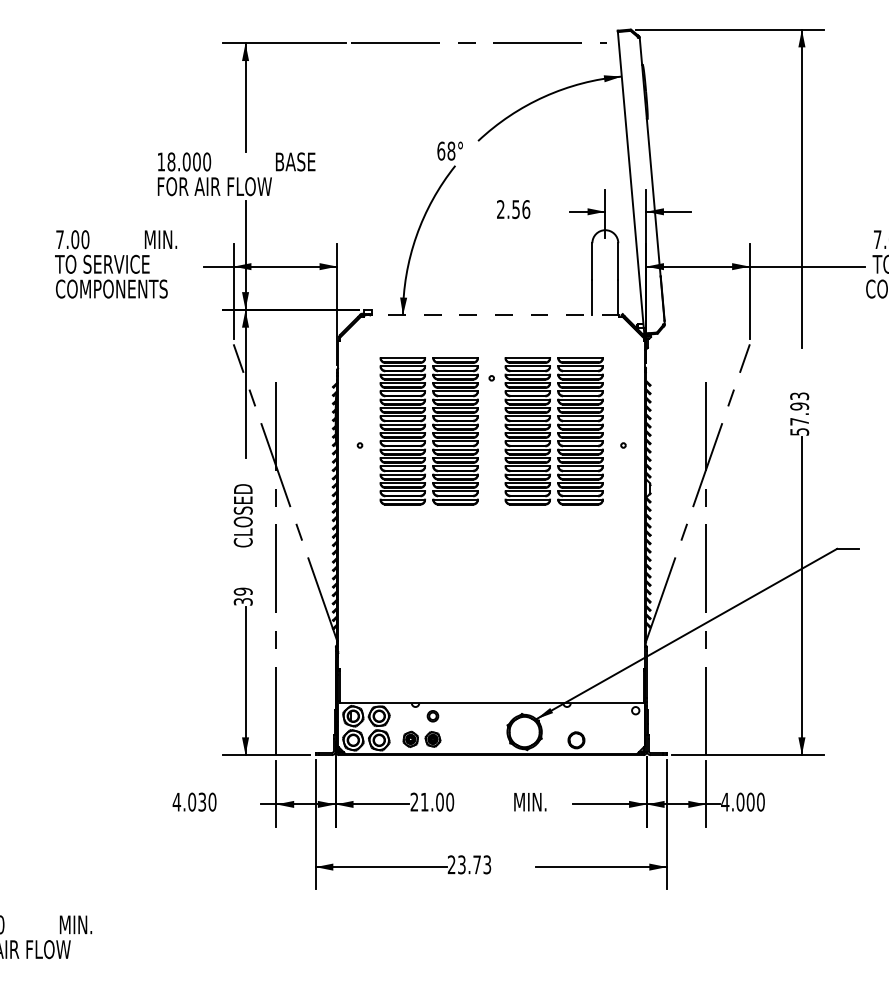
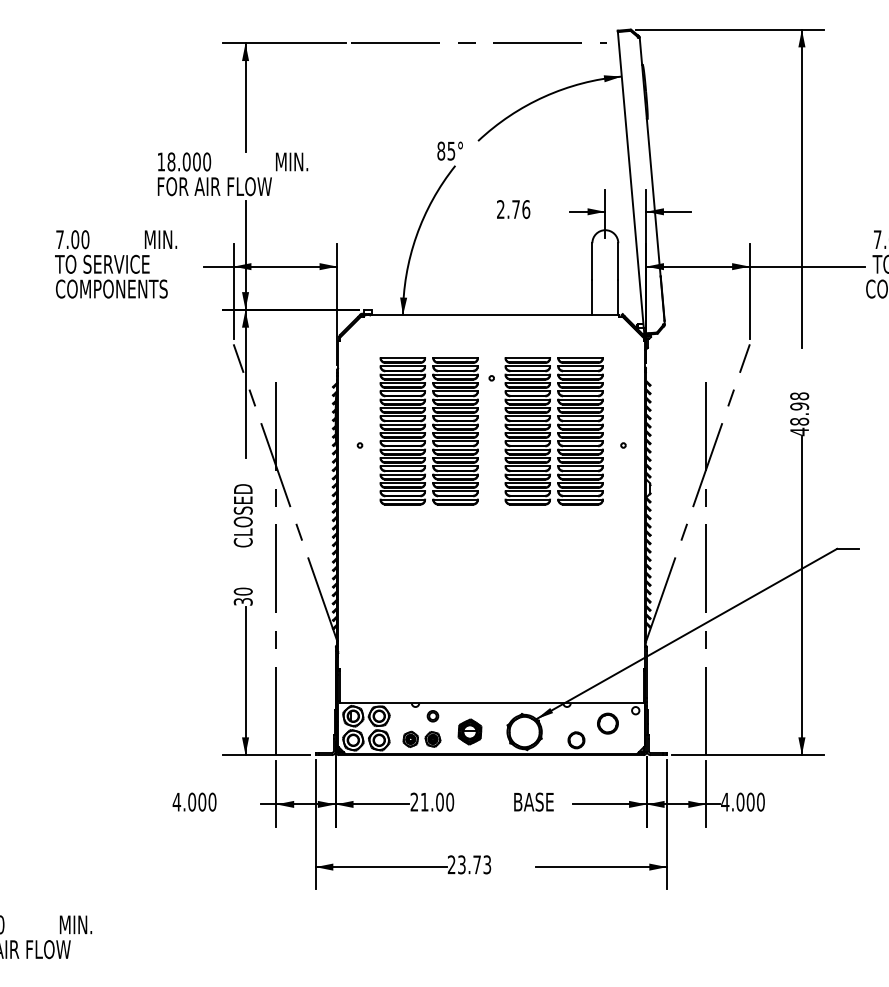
text: 68° -> 85° (446, 150)
text: BASE -> MIN. (296, 161)
text: 2.56 -> 2.76 (515, 209)
line: dashed -> solid (491, 315)
text: 57.93 -> 48.98 (799, 414)
text: 39 -> 30 (243, 591)
circle: none -> present (607, 723)
part: none -> present (469, 731)
text: 4.030 -> 4.000 (202, 801)
text: MIN. -> BASE (534, 801)
